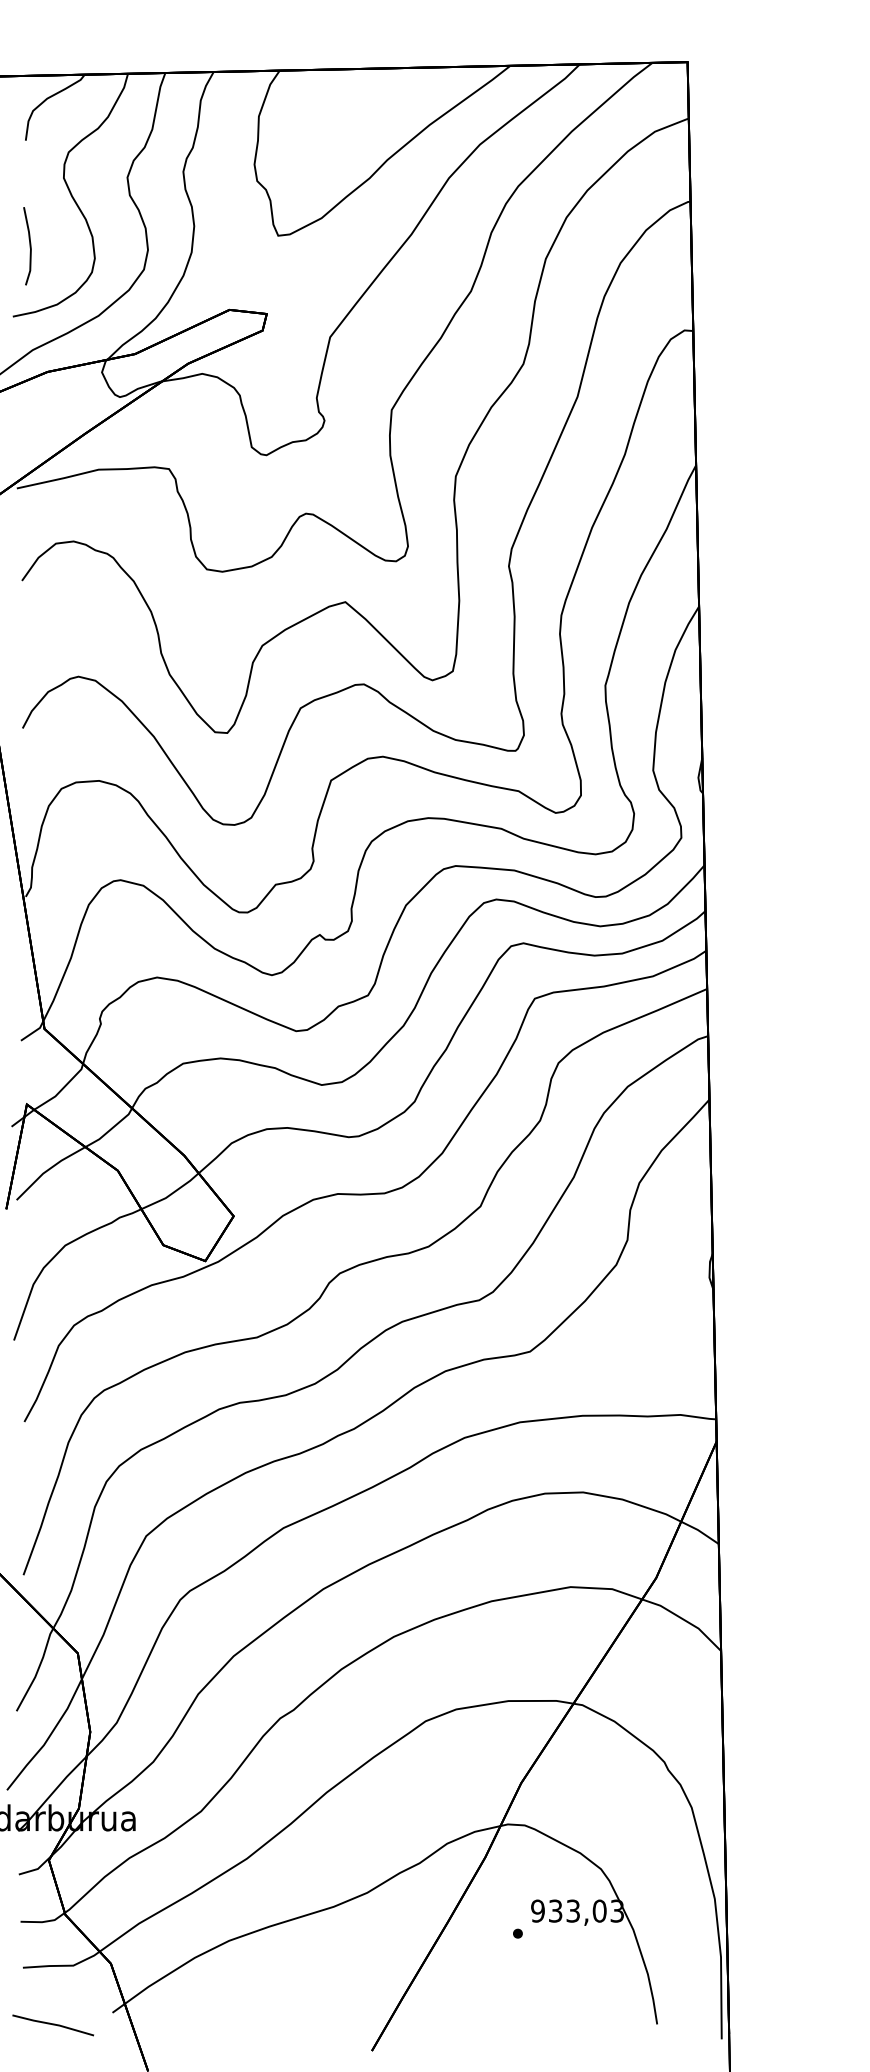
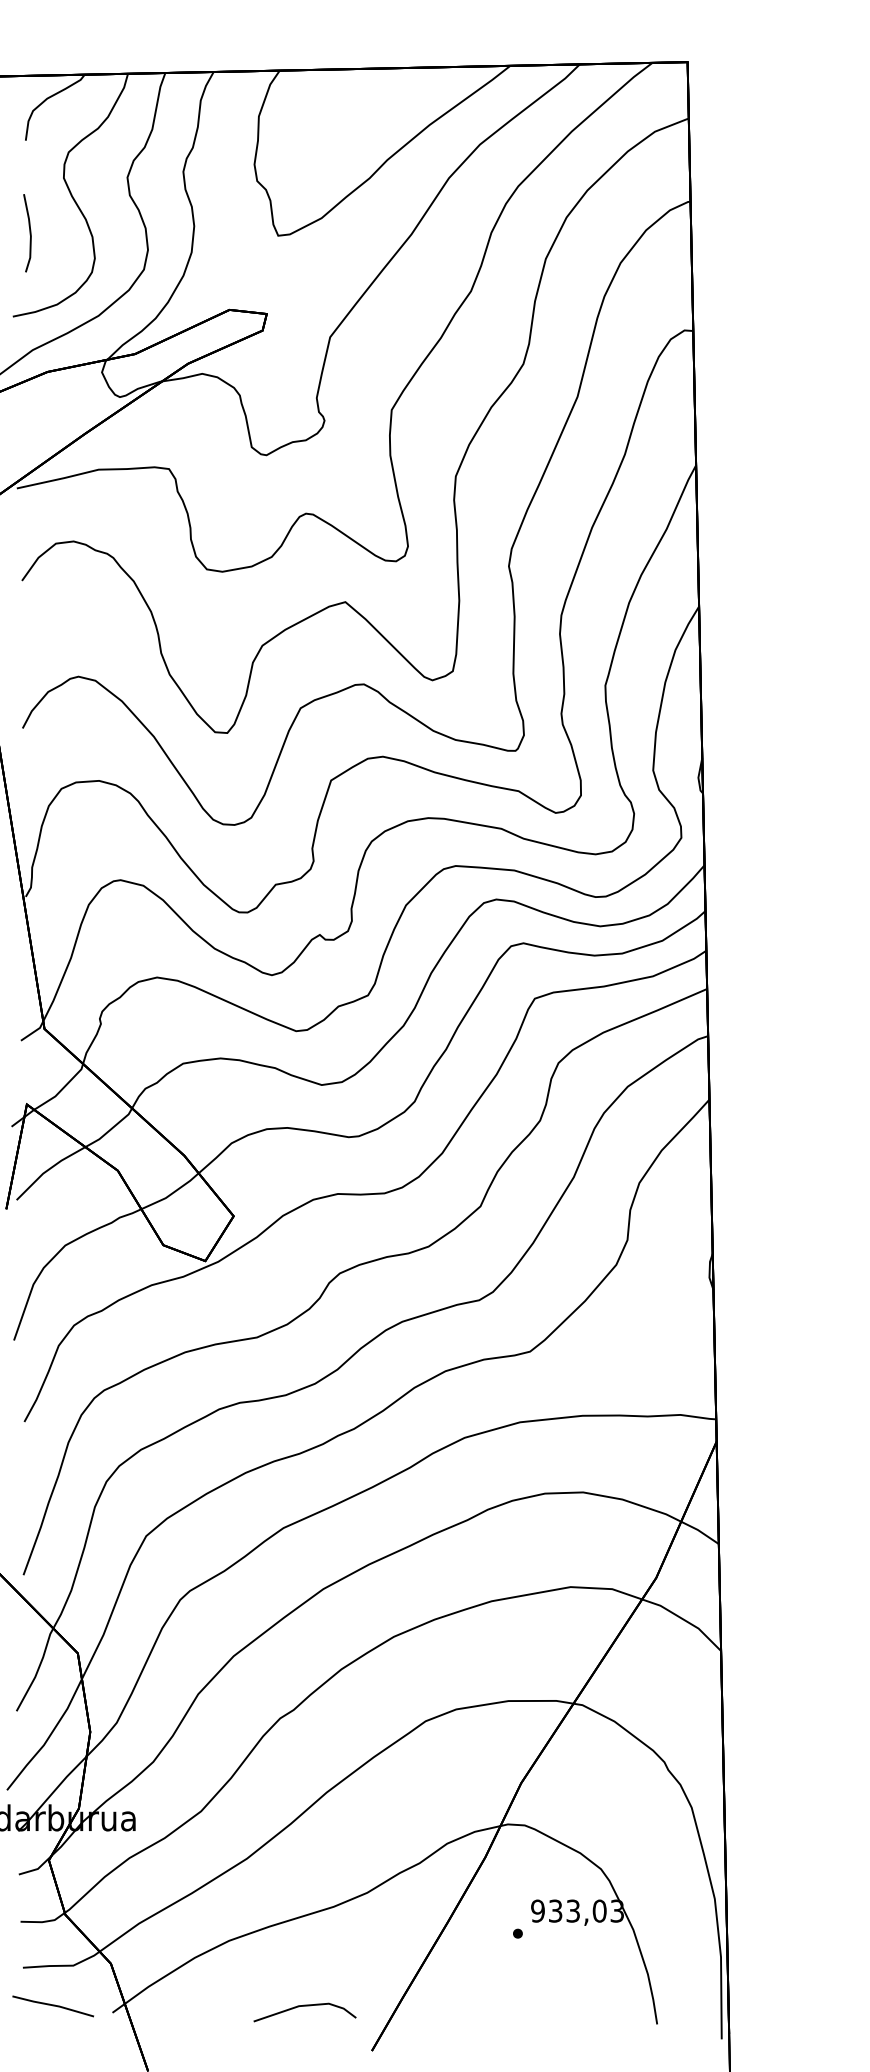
line position: (29, 246) -> (29, 233) (29, 233)
line: none -> present (304, 2006)
line position: (52, 2025) -> (52, 2006) (52, 2006)
